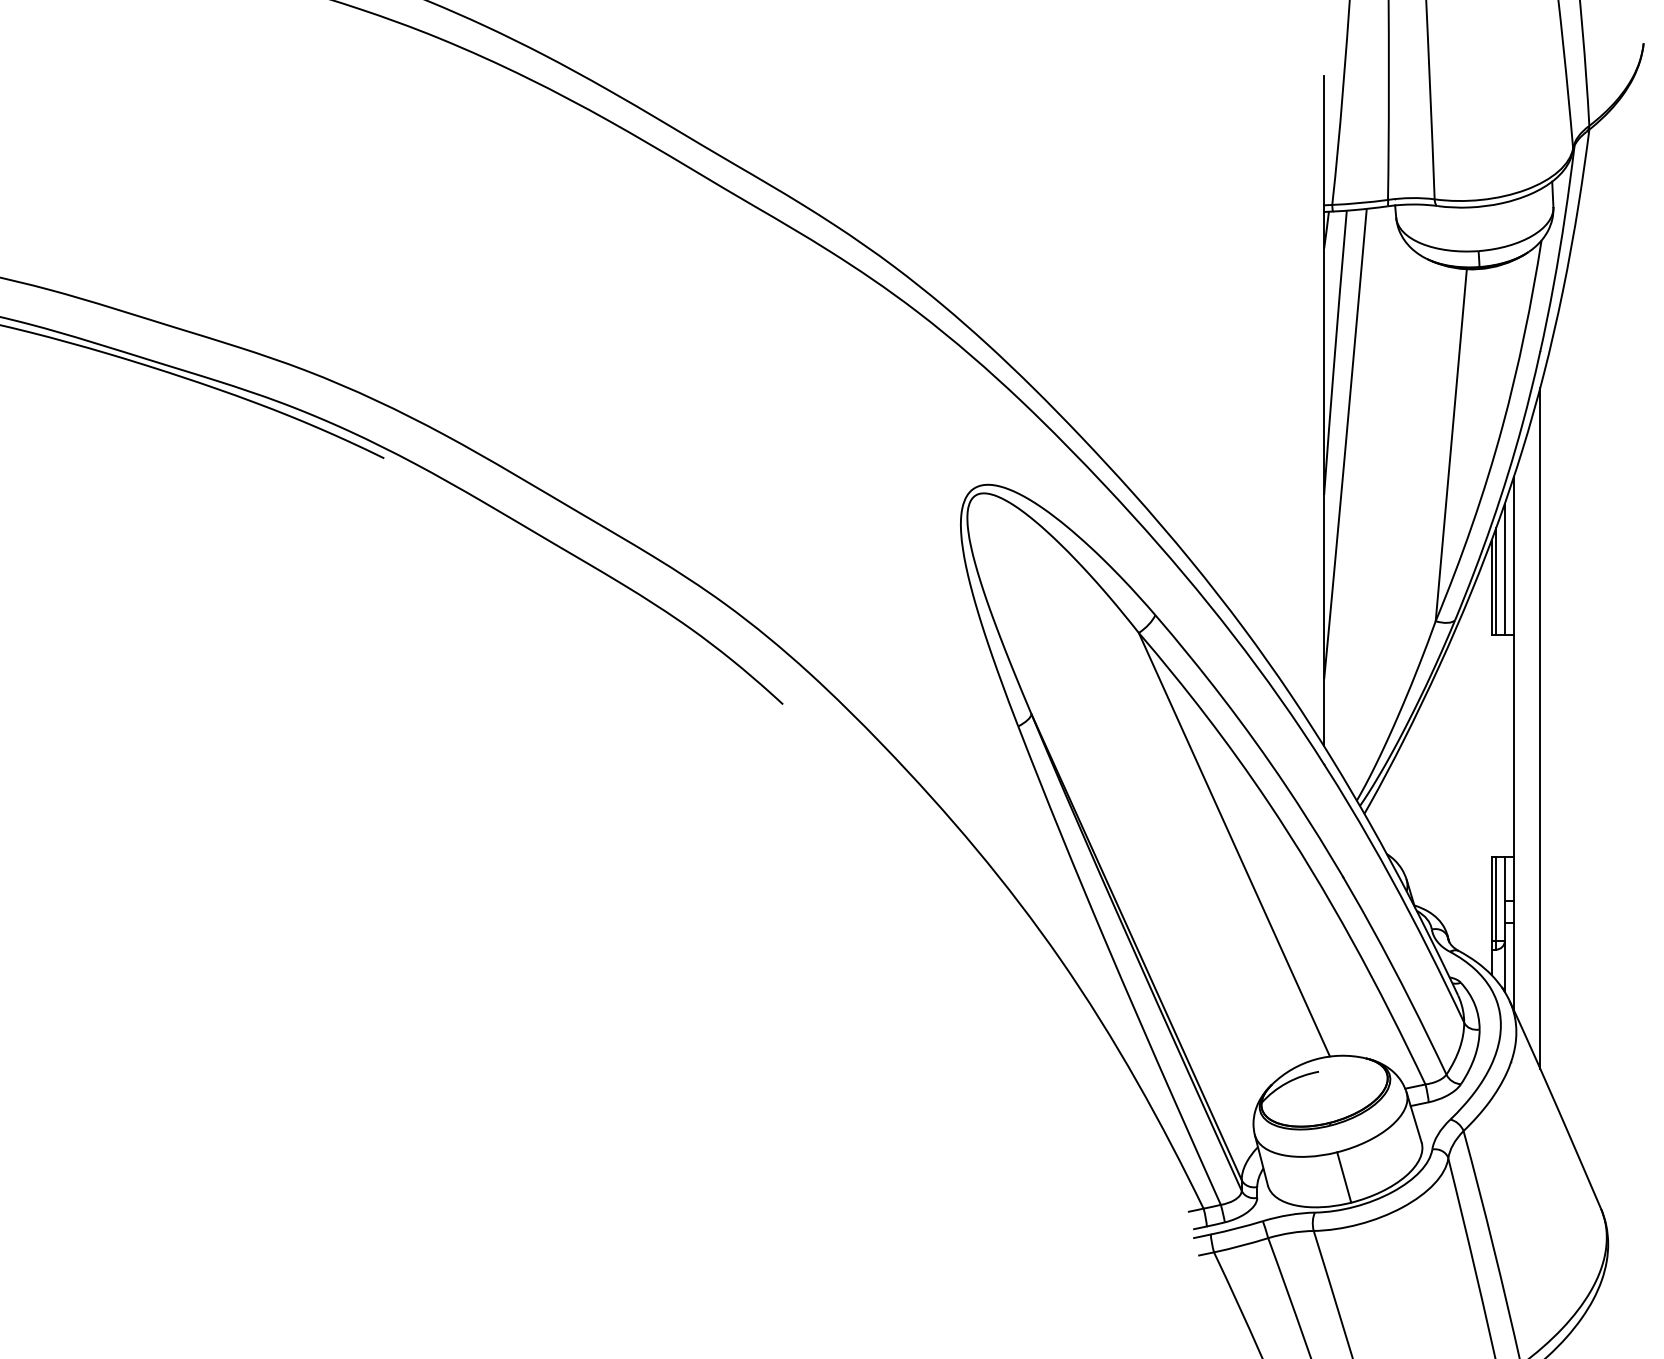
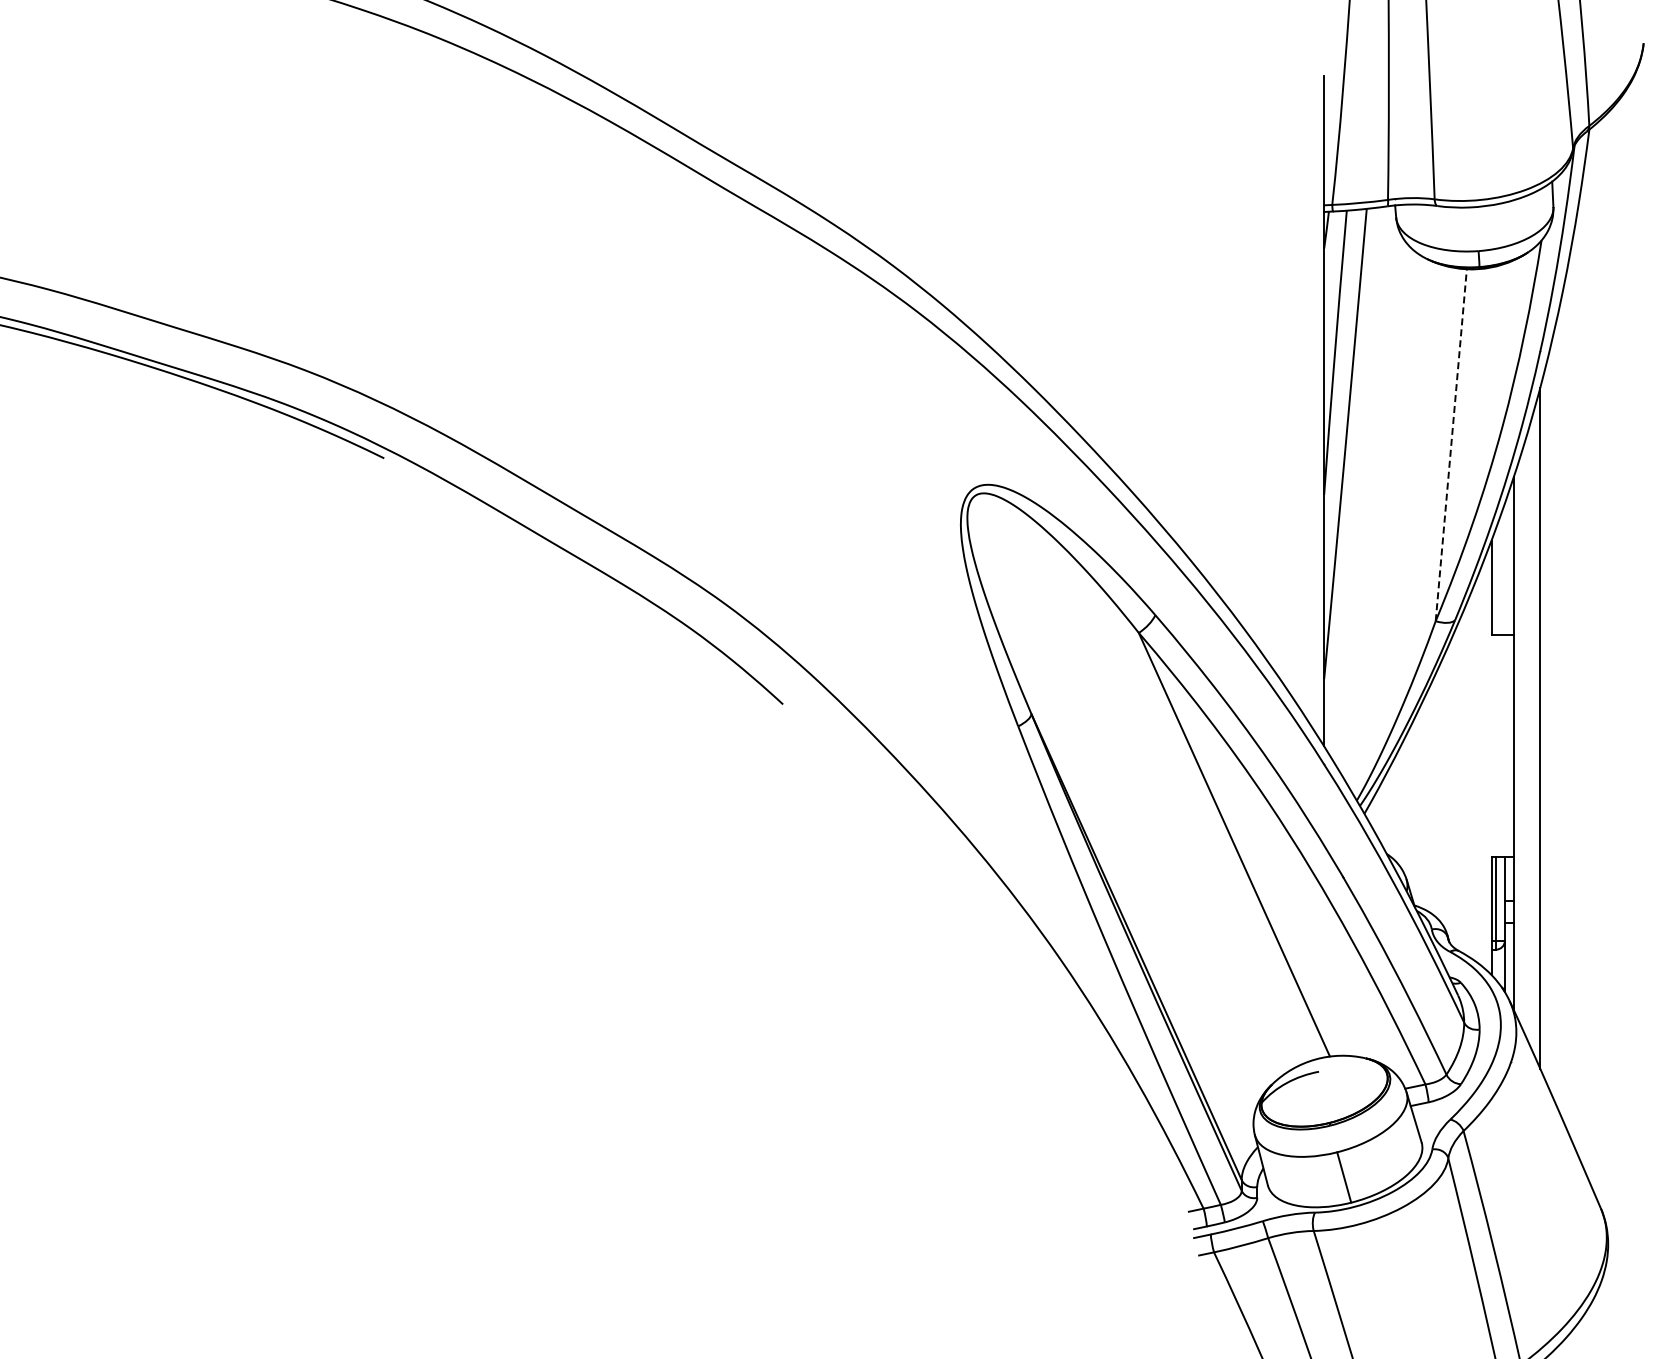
line: solid -> dashed (1451, 445)
line: present -> none (1504, 568)
line: present -> none (1496, 581)
